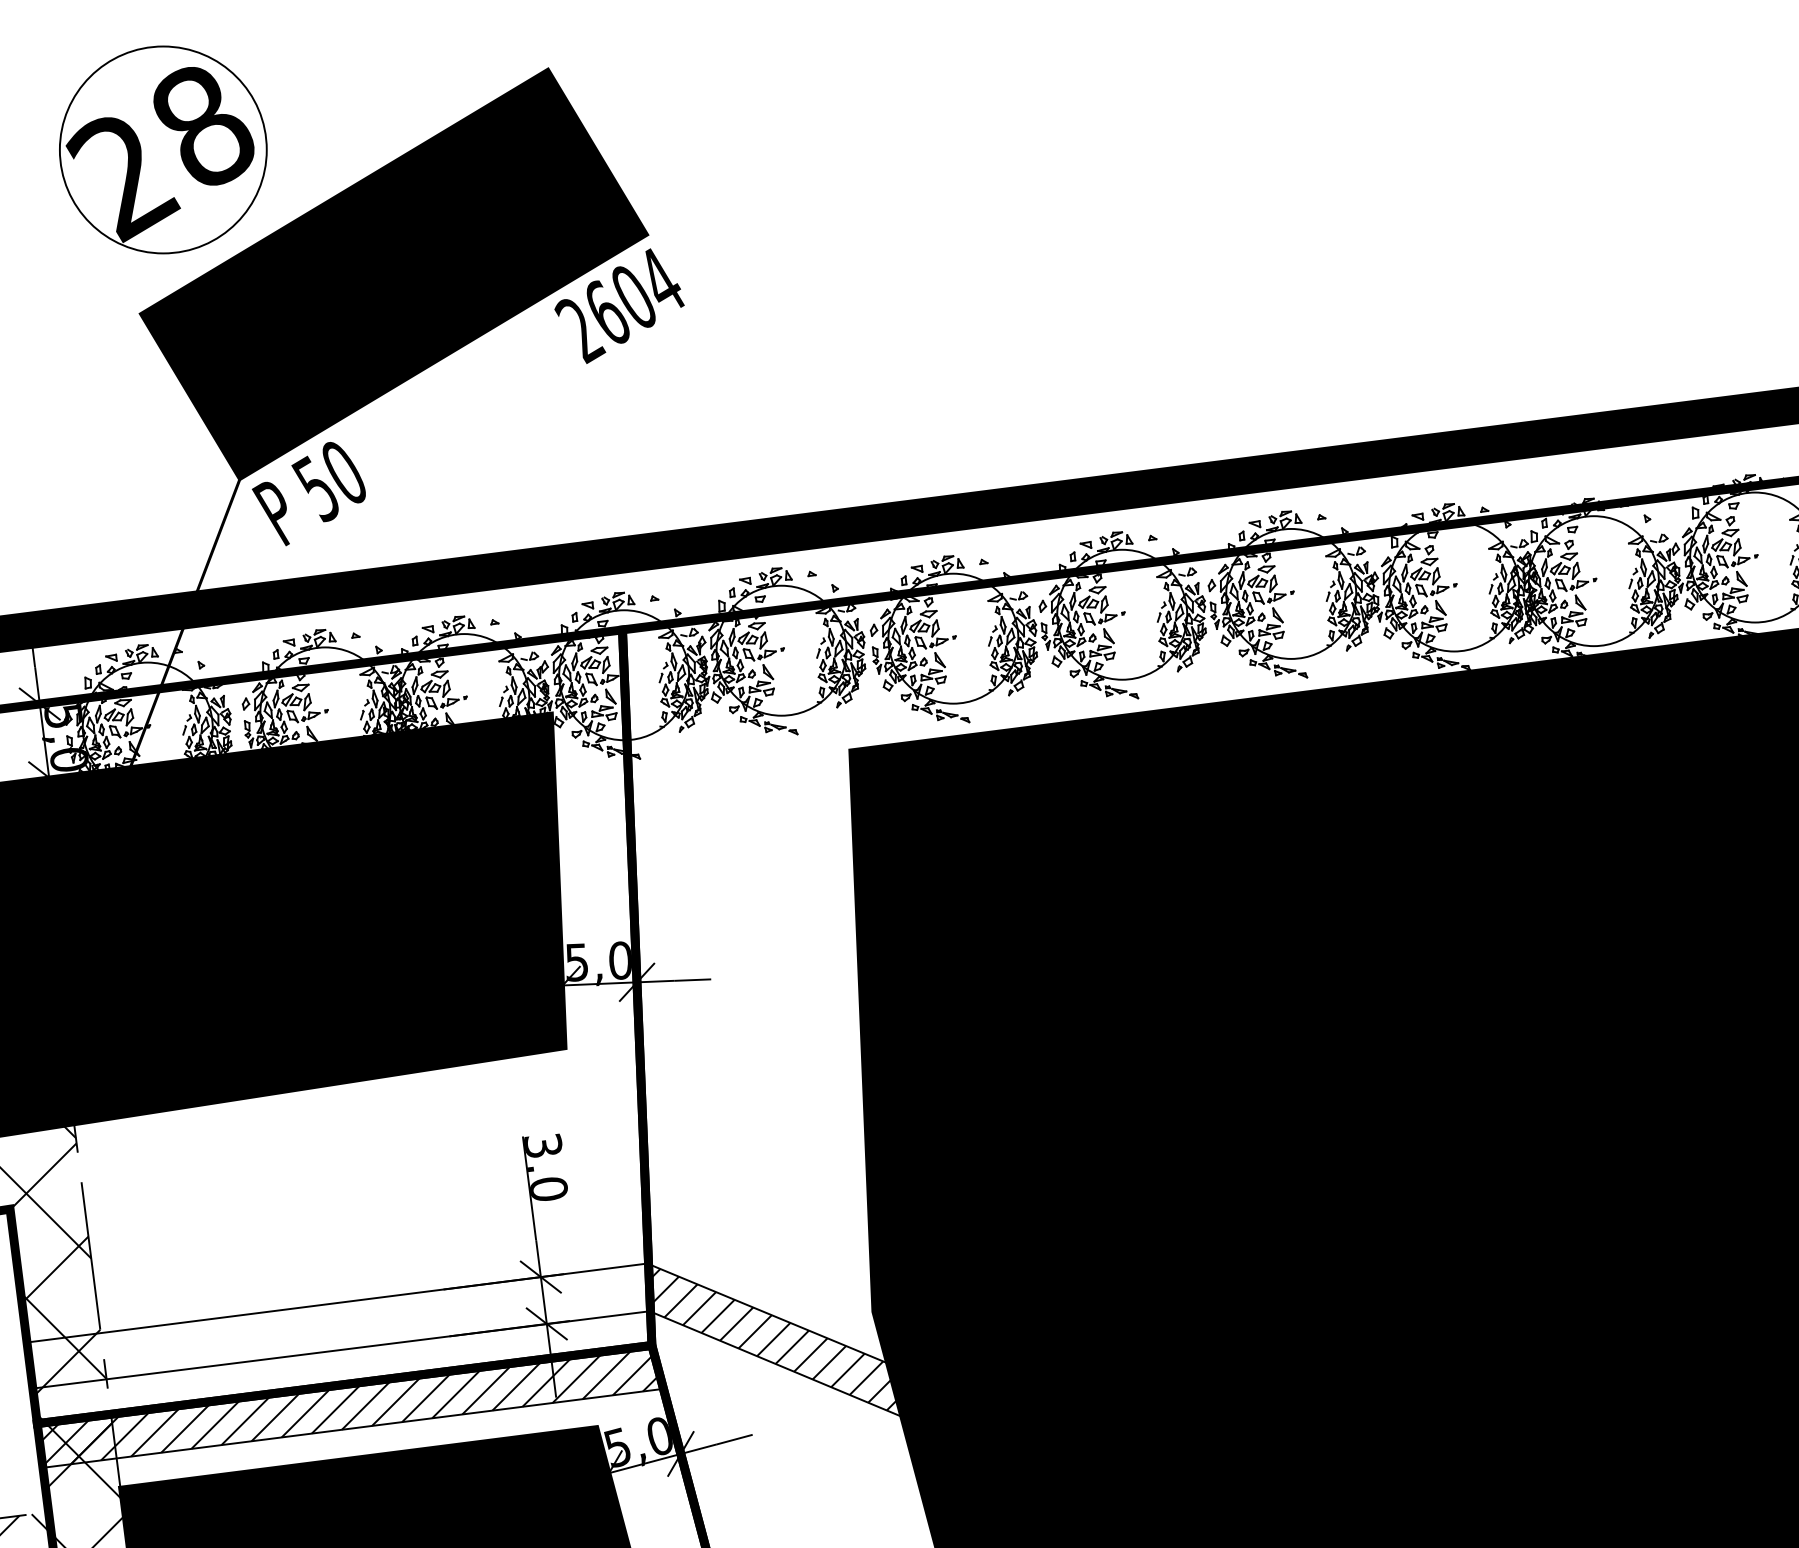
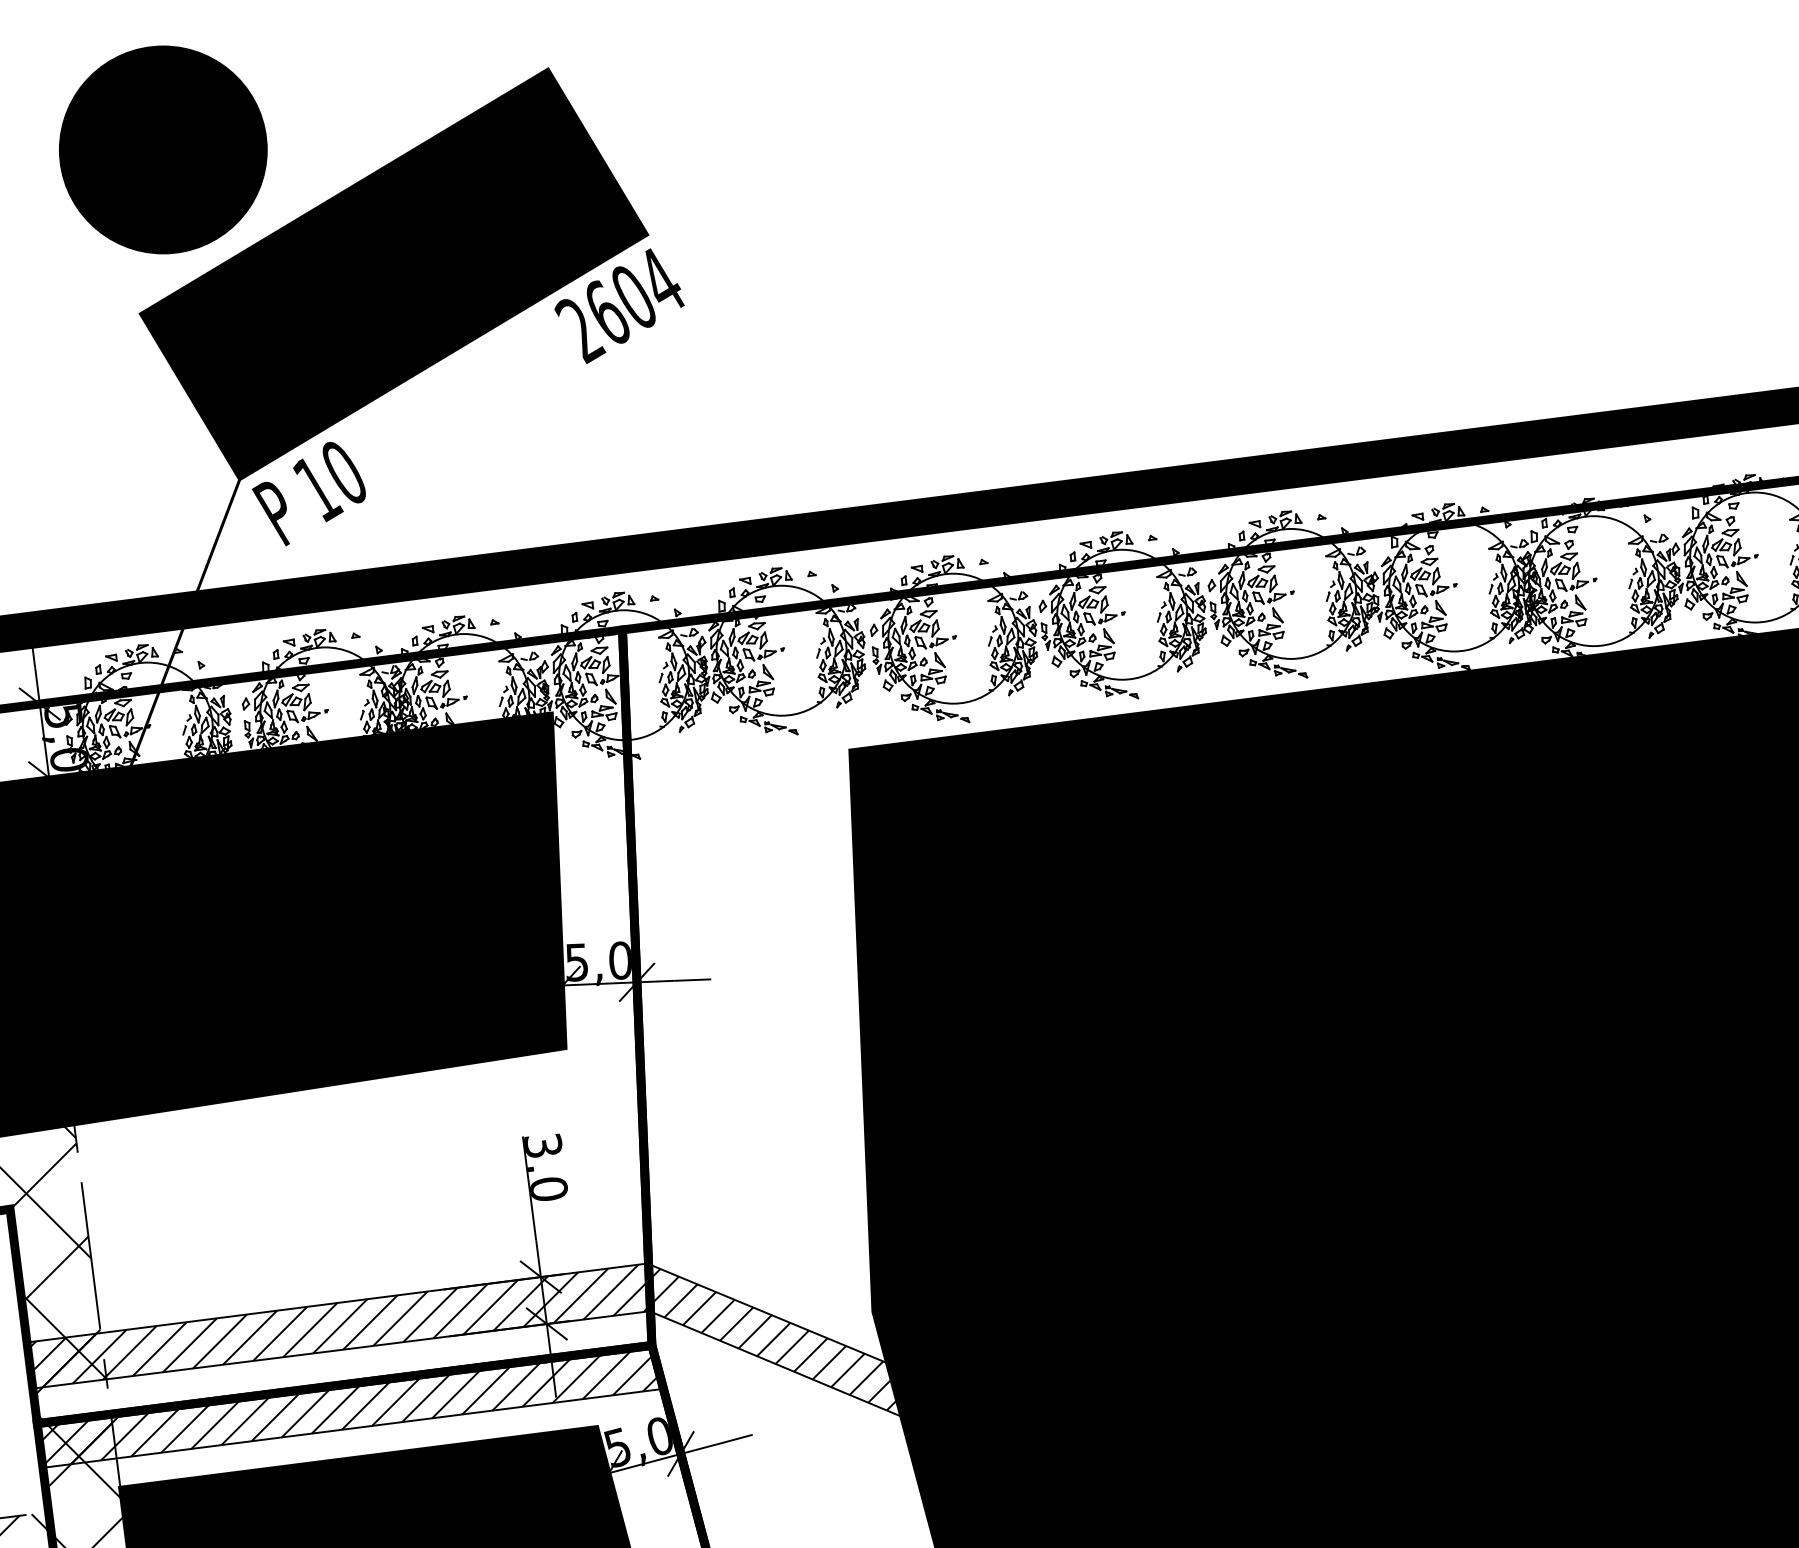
fill: none -> present (162, 149)
text: 50 -> 10 (317, 488)
hatch: none -> present (338, 1325)
